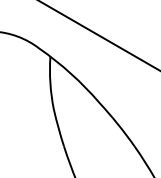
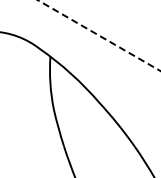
line: solid -> dashed (99, 35)
